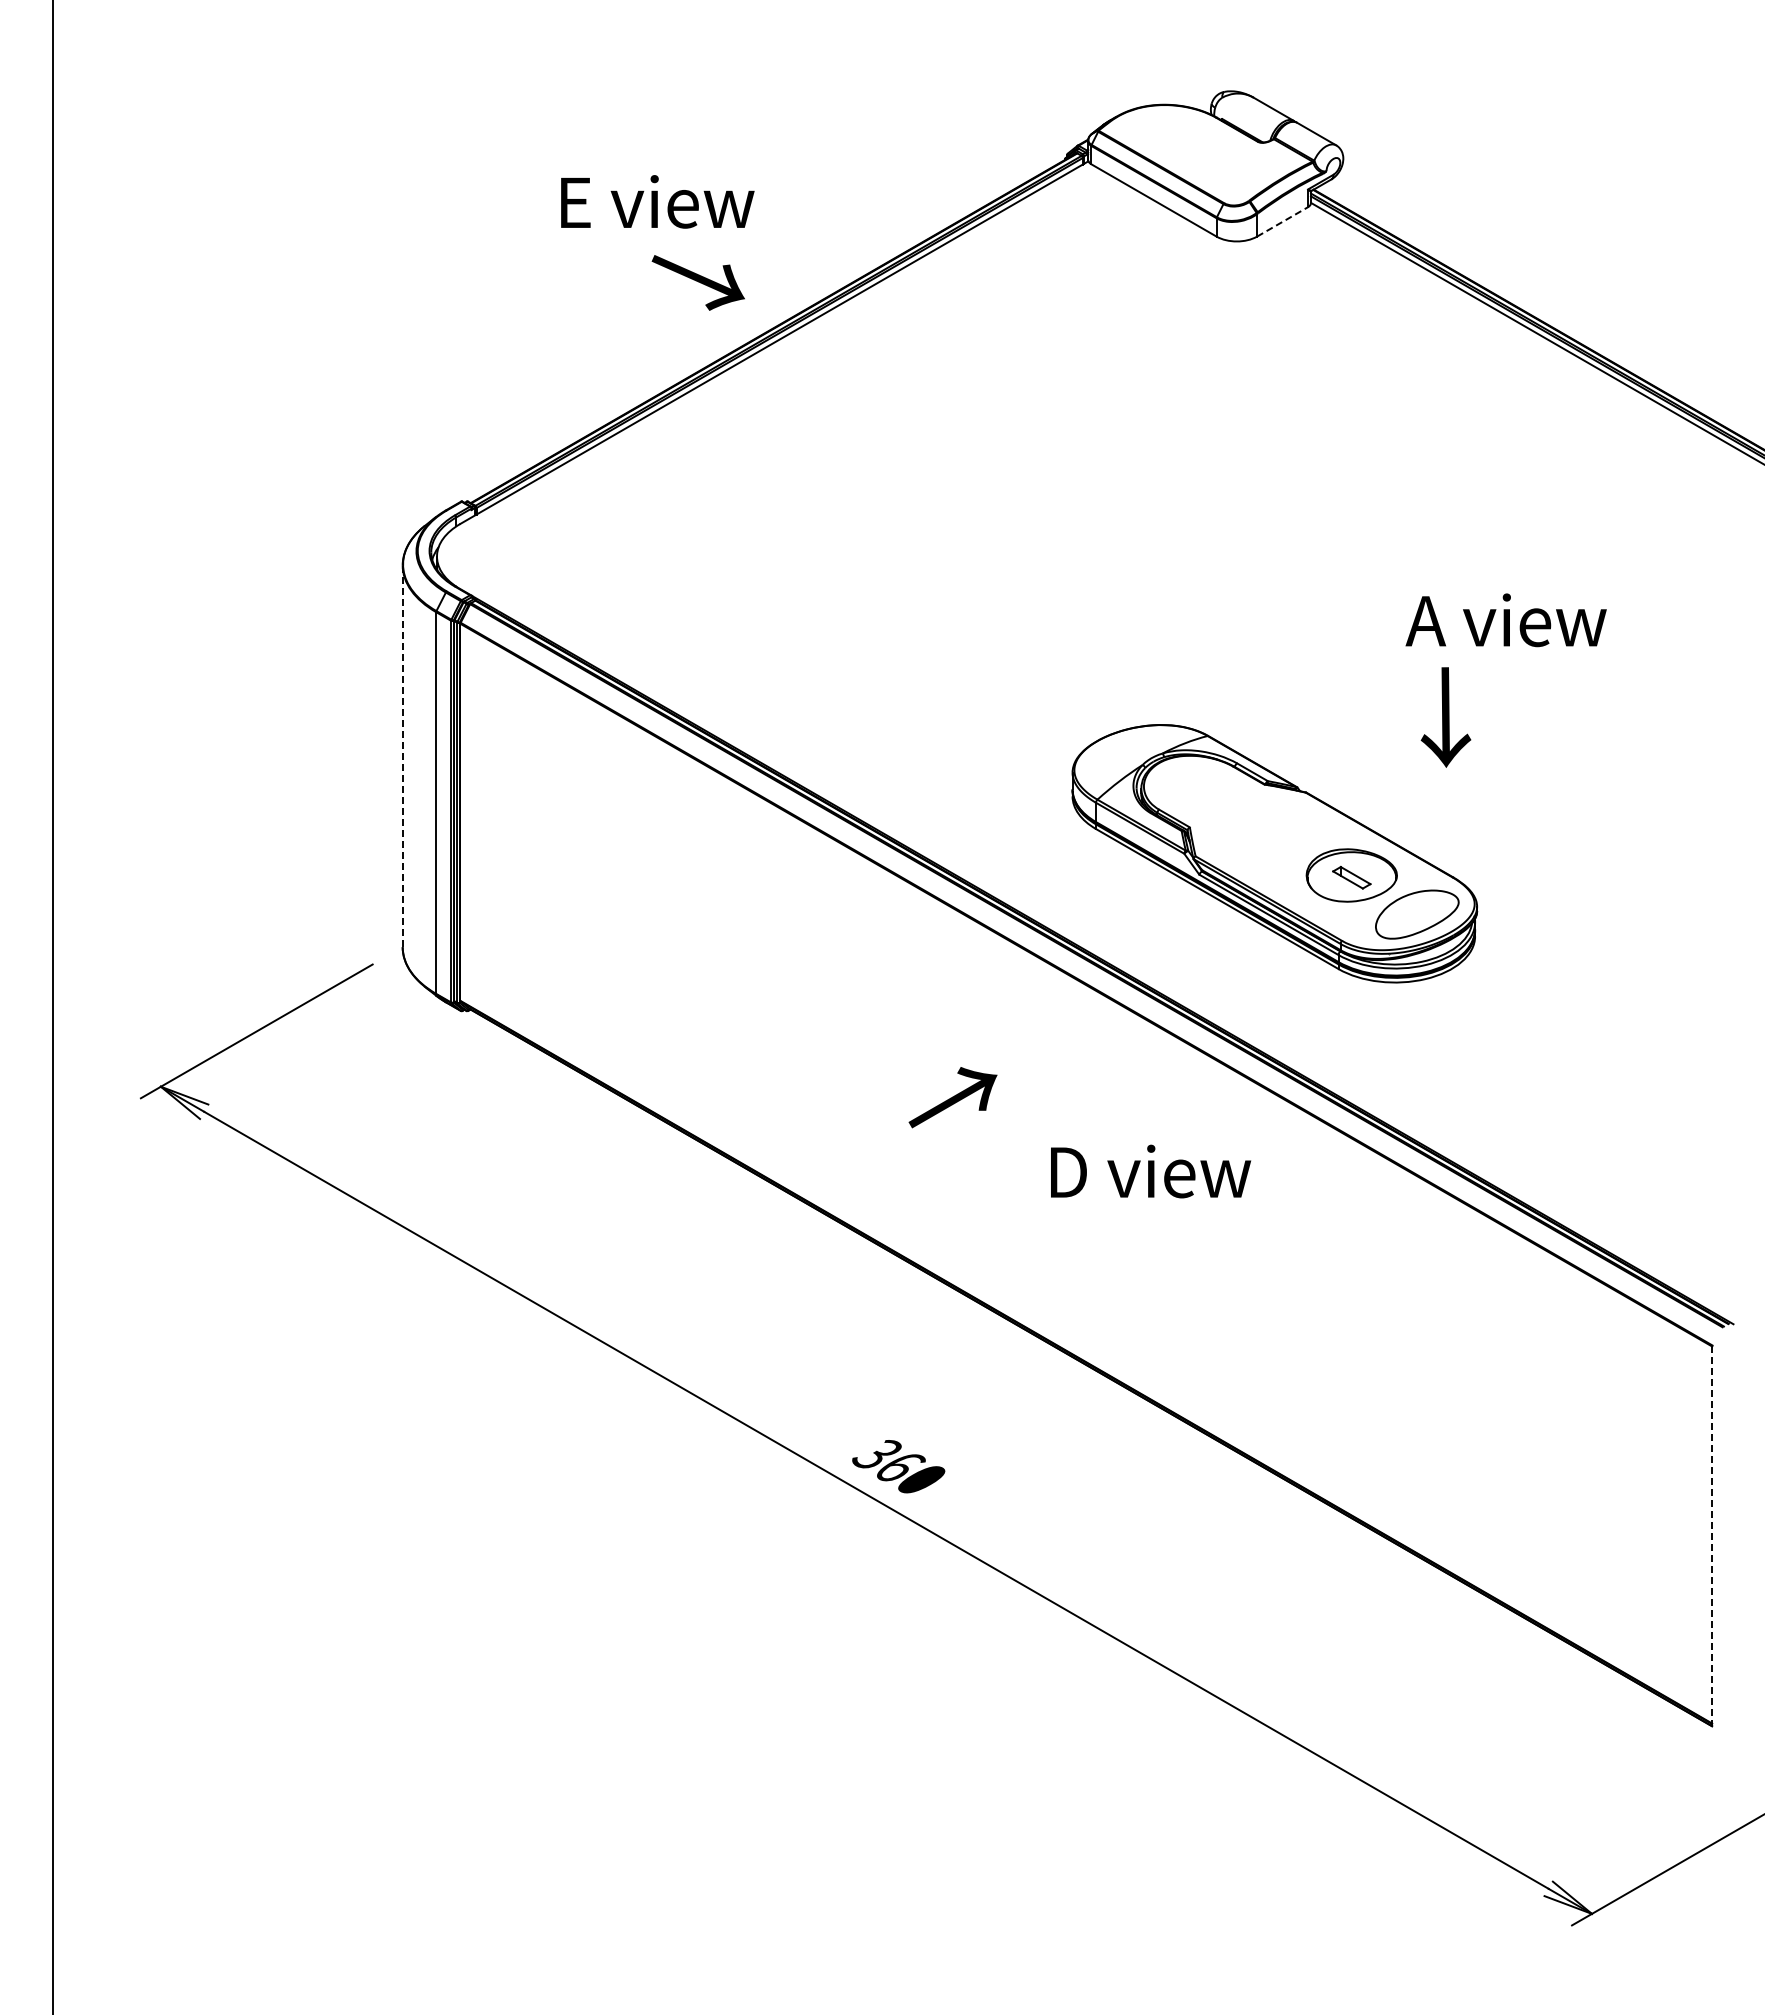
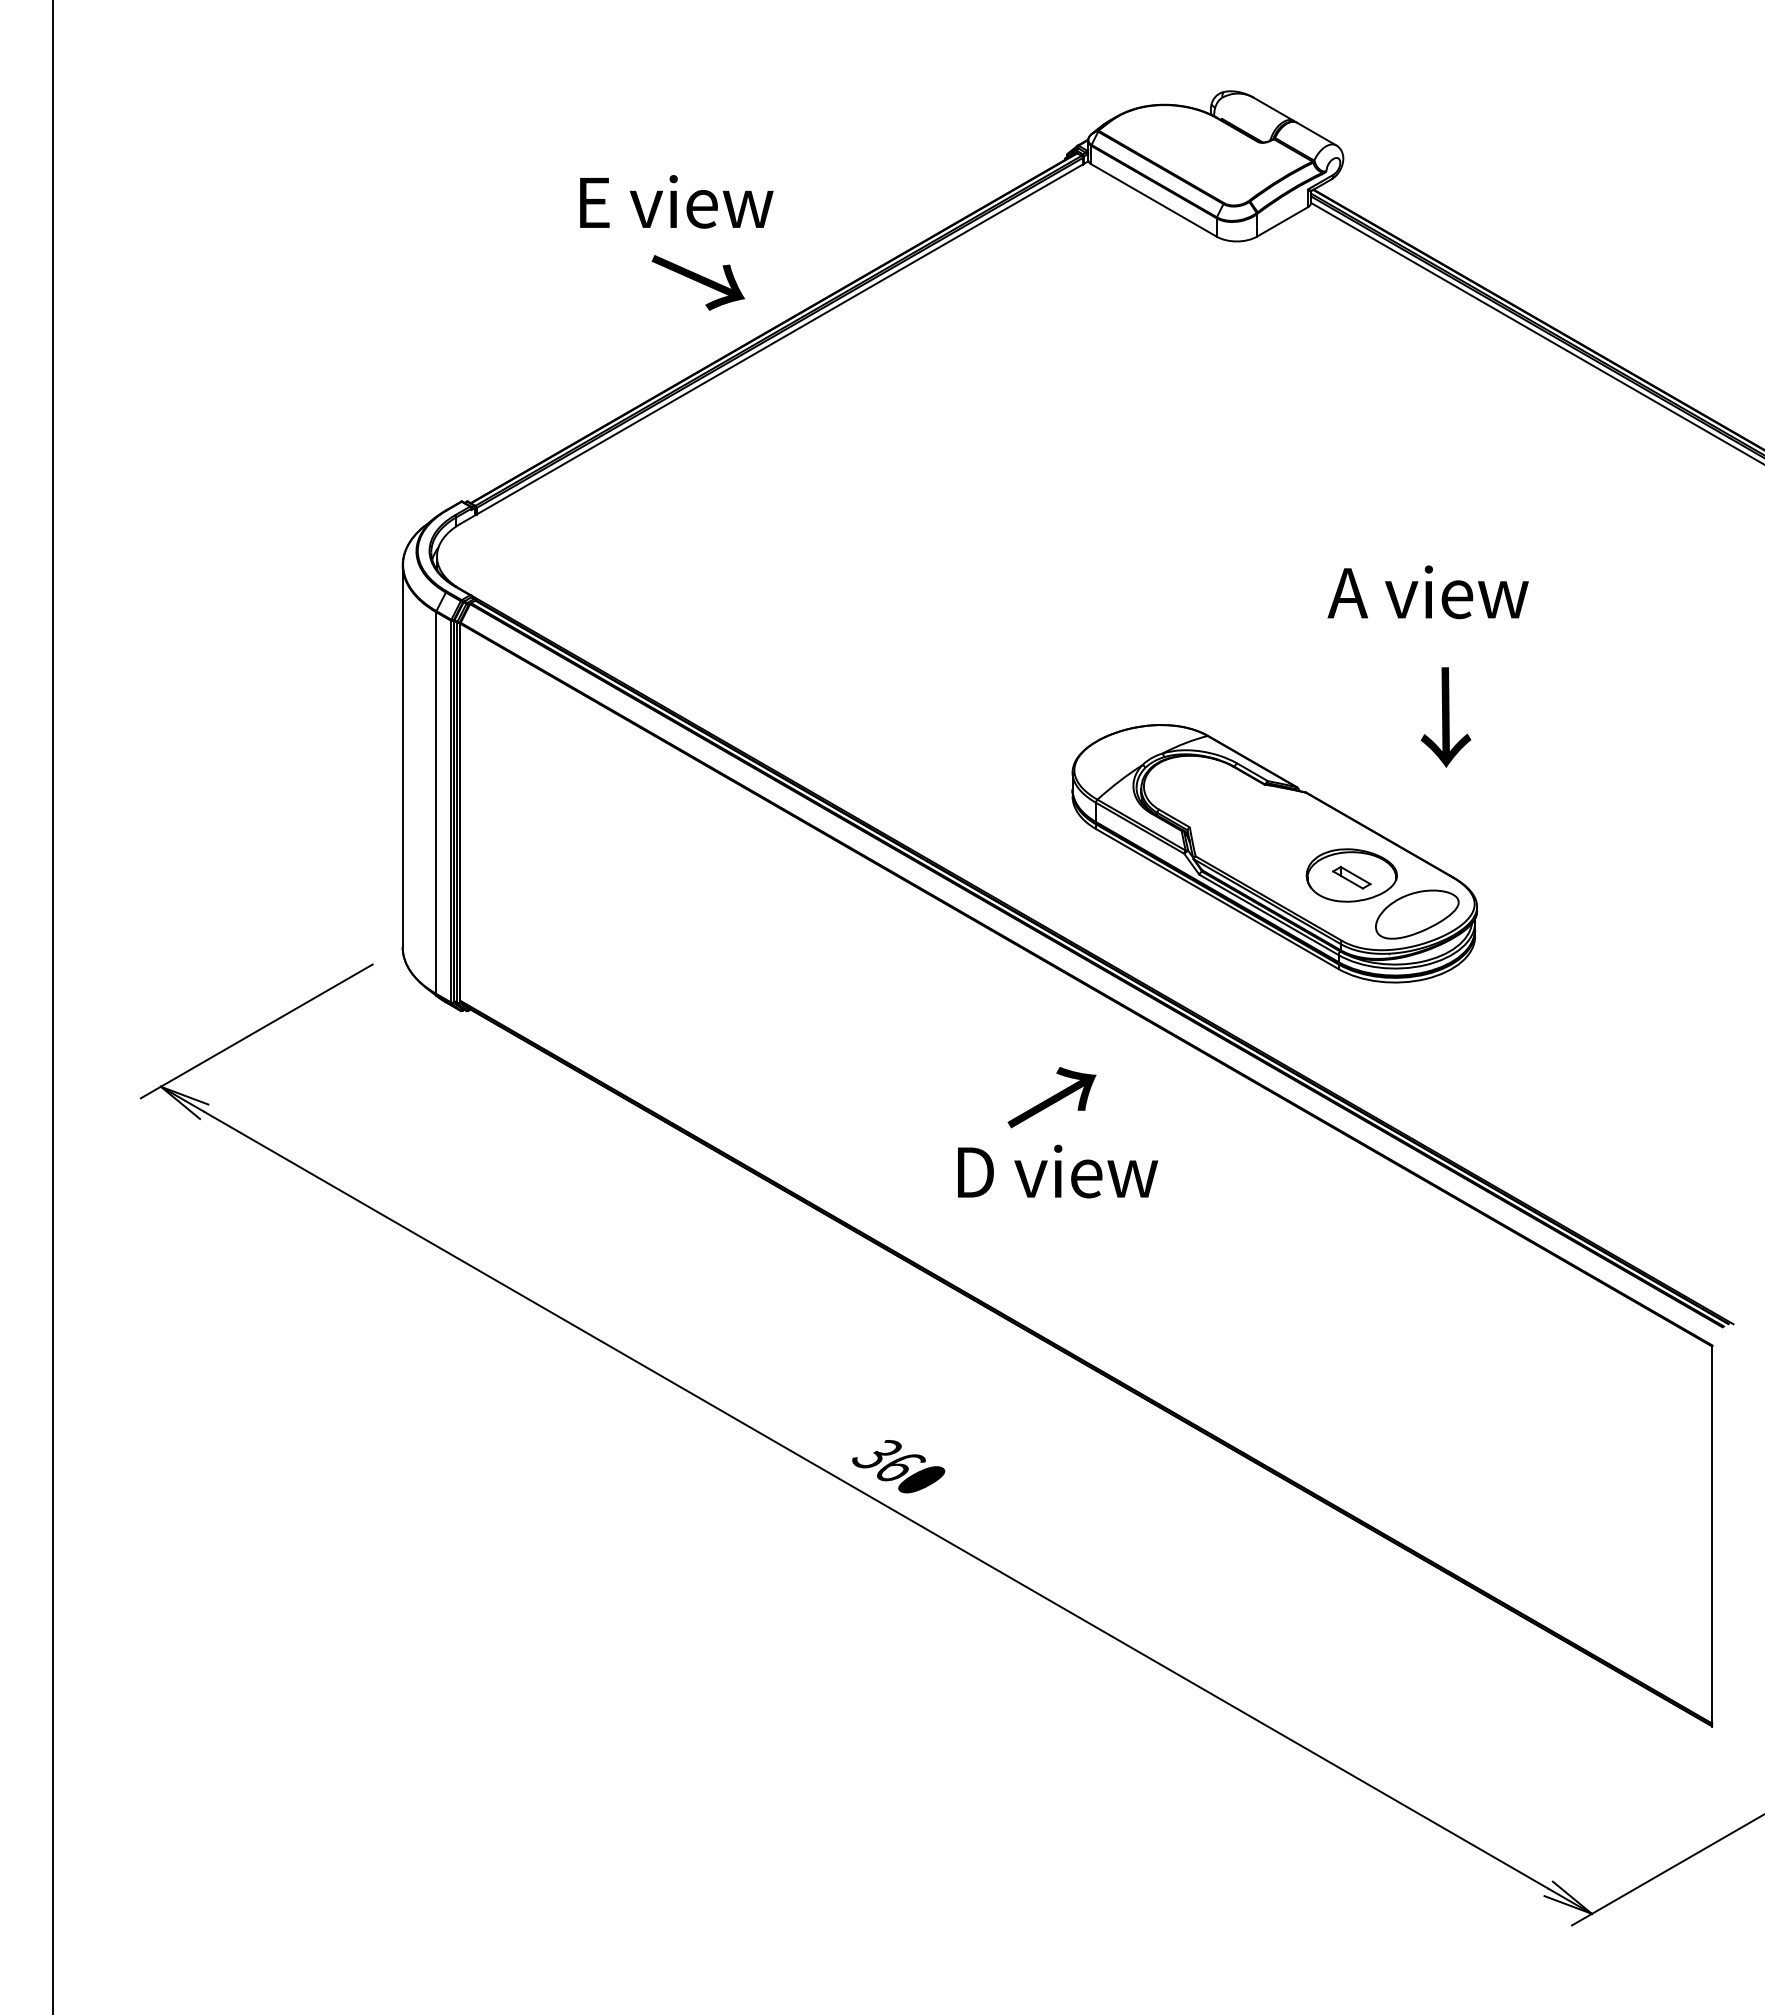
text position: (657, 201) -> (676, 201) (676, 201)
line: dashed -> solid (1282, 221)
text position: (1505, 620) -> (1427, 592) (1427, 592)
line: dashed -> solid (402, 756)
text position: (952, 1097) -> (1051, 1097) (1051, 1097)
text position: (1151, 1171) -> (1058, 1171) (1058, 1171)
line: dashed -> solid (1712, 1536)
